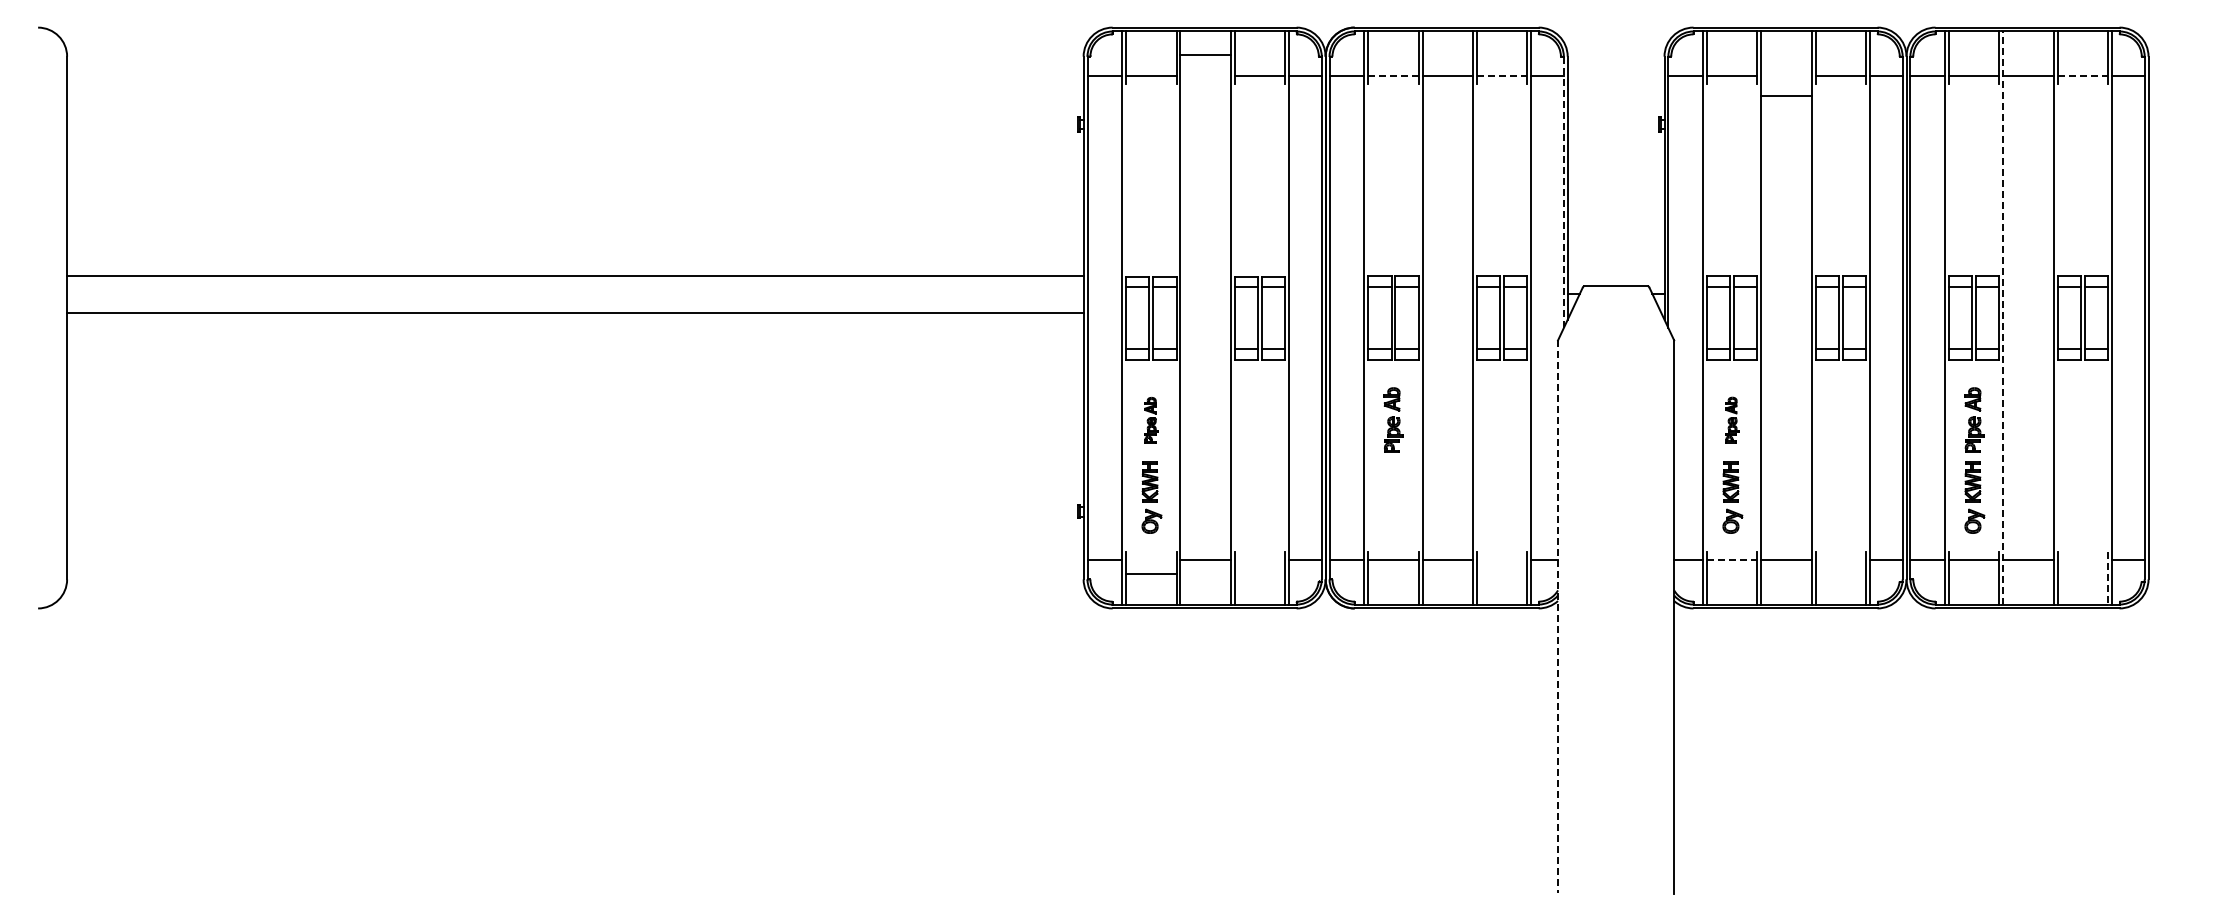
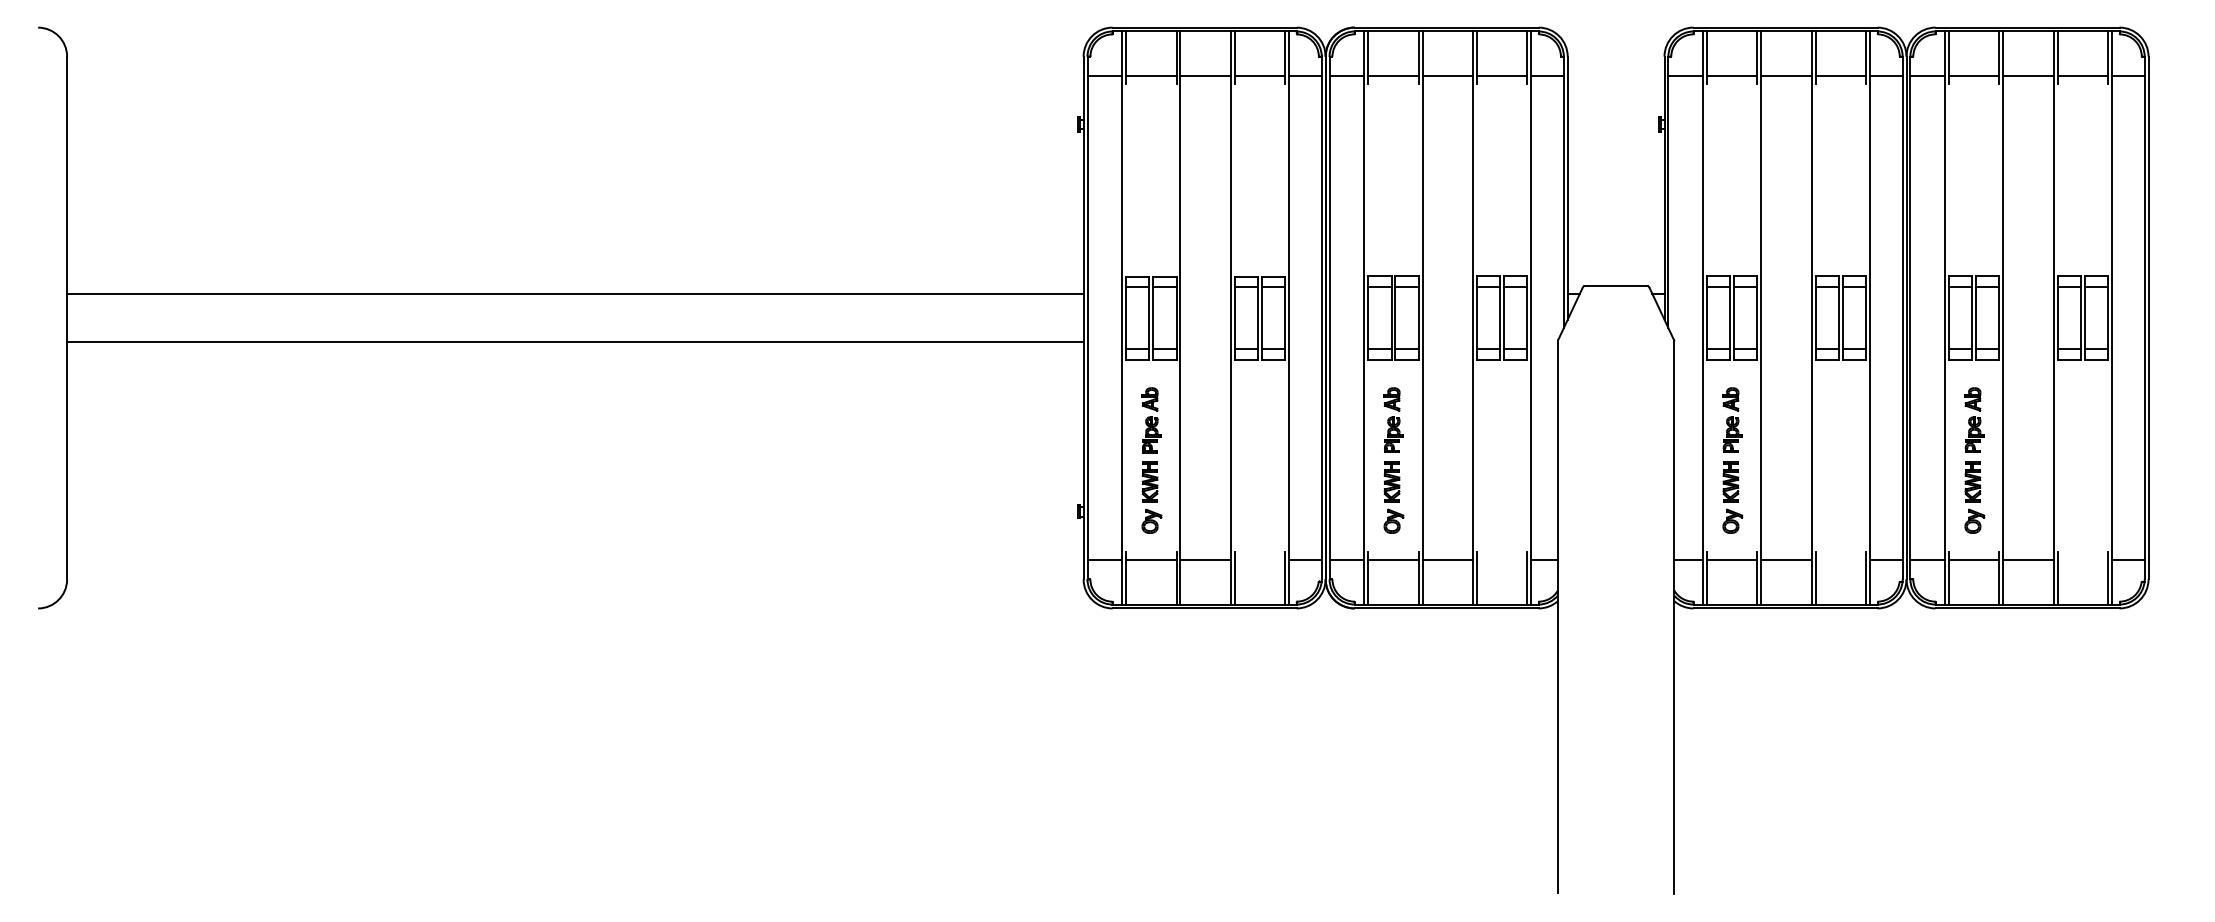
line position: (1205, 55) -> (1205, 76) (1205, 76)
line: dashed -> solid (1393, 76)
line: dashed -> solid (1502, 76)
line: dashed -> solid (2083, 76)
line position: (1786, 96) -> (1786, 76) (1786, 76)
line: dashed -> solid (1563, 192)
line position: (575, 275) -> (575, 293) (575, 293)
line position: (575, 313) -> (575, 342) (575, 342)
line: dashed -> solid (2003, 318)
part size: 15x48 px -> 21x66 px (1732, 419)
part size: 15x47 px -> 21x67 px (1151, 420)
part: none -> present (1393, 497)
line: dashed -> solid (1732, 560)
line position: (1151, 574) -> (1151, 560) (1151, 560)
line: dashed -> solid (2107, 578)
line: dashed -> solid (1558, 617)
